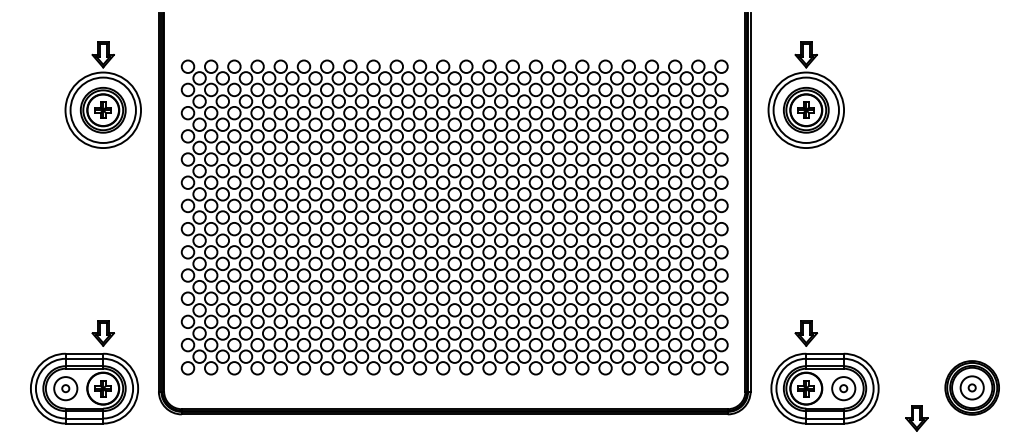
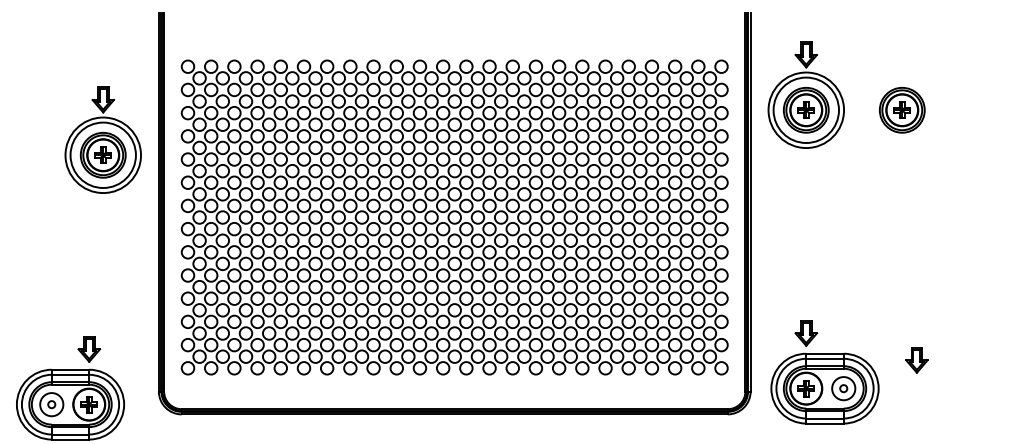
part position: (102, 94) -> (102, 139) (102, 139)
part: none -> present (902, 110)
part position: (84, 372) -> (70, 388) (70, 388)
part: present -> none (971, 387)
part position: (916, 418) -> (916, 360) (916, 360)
